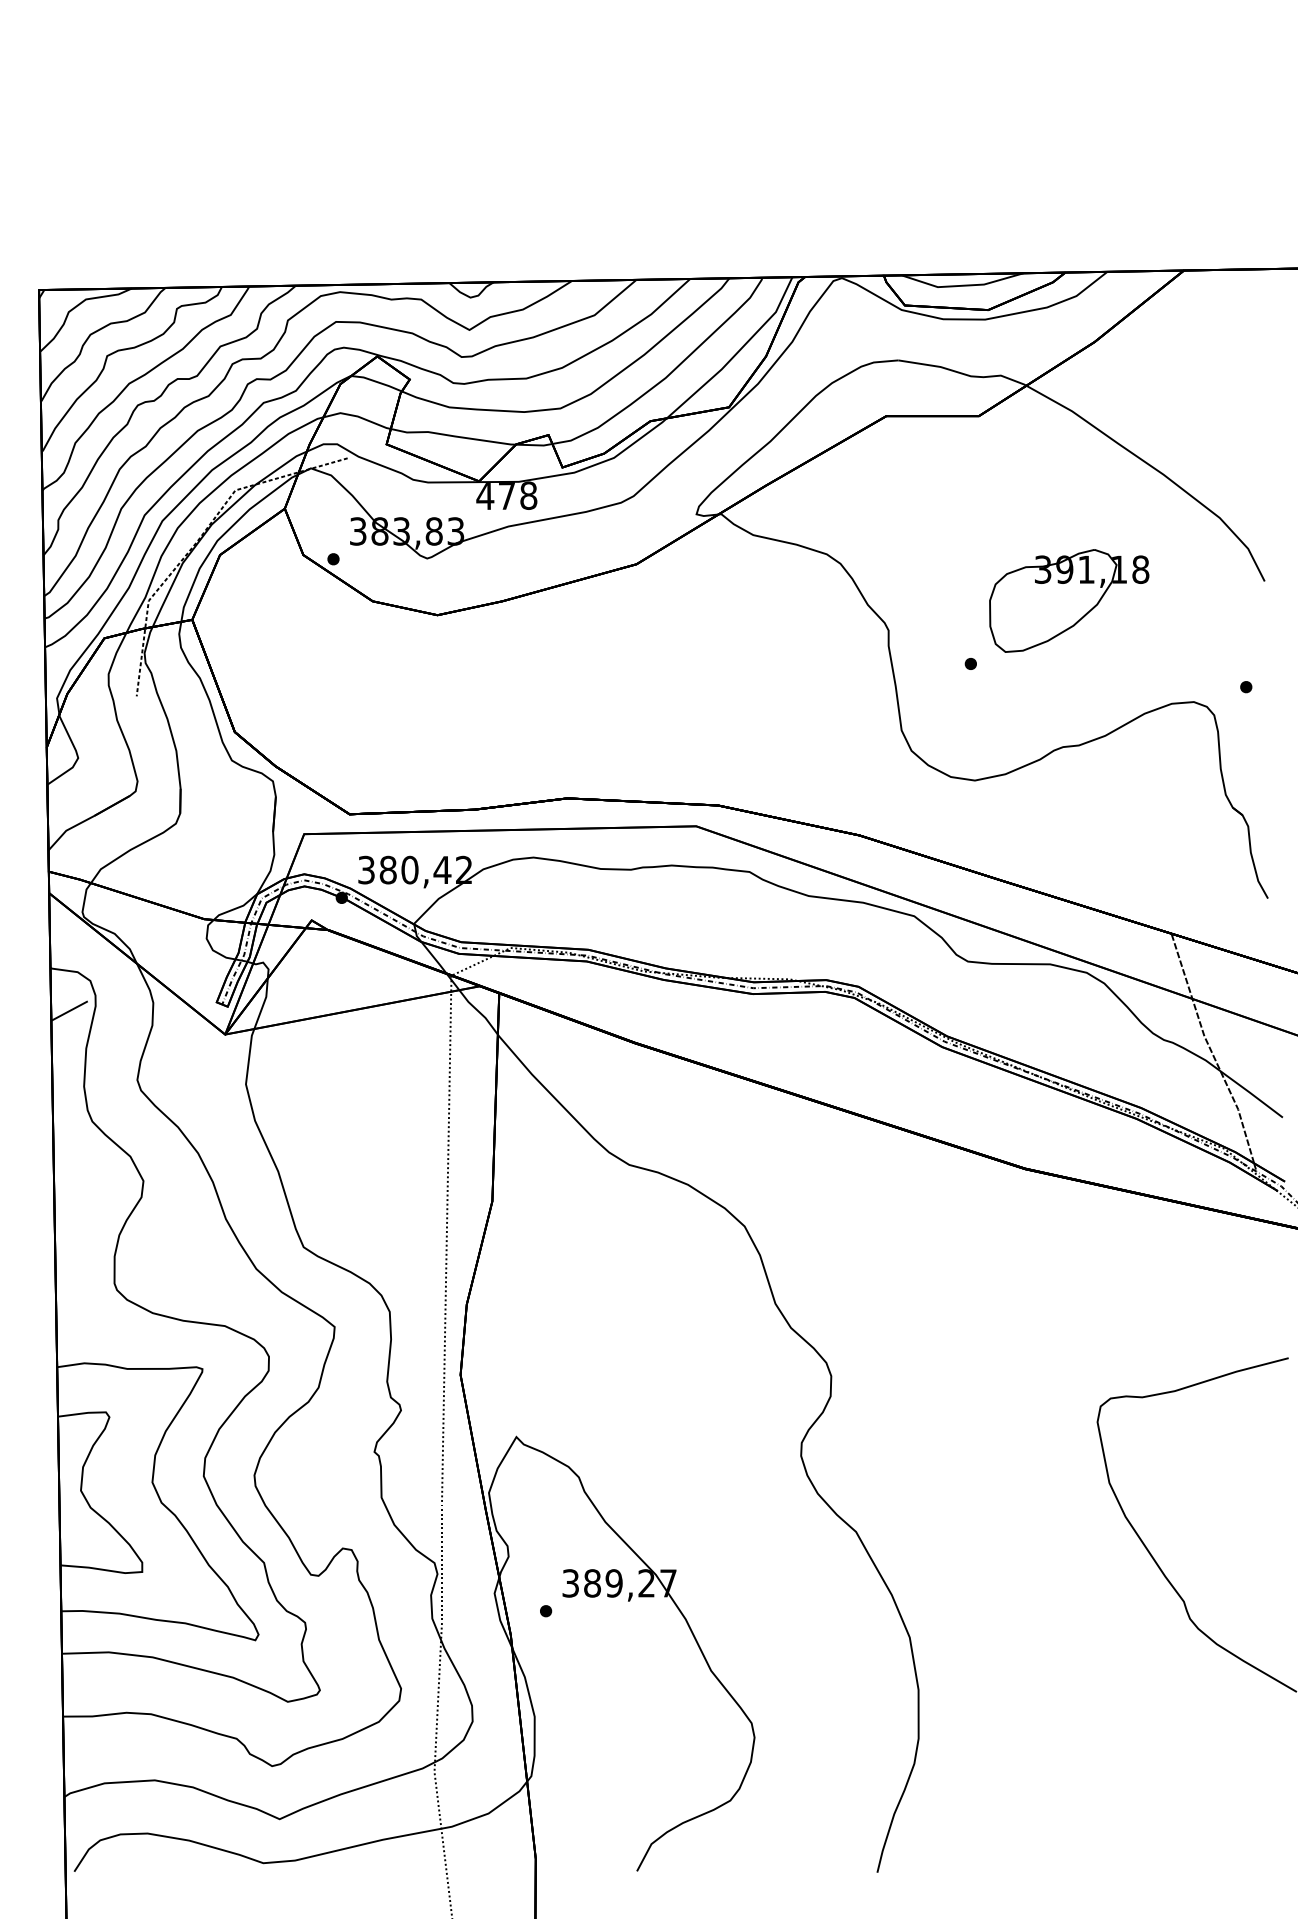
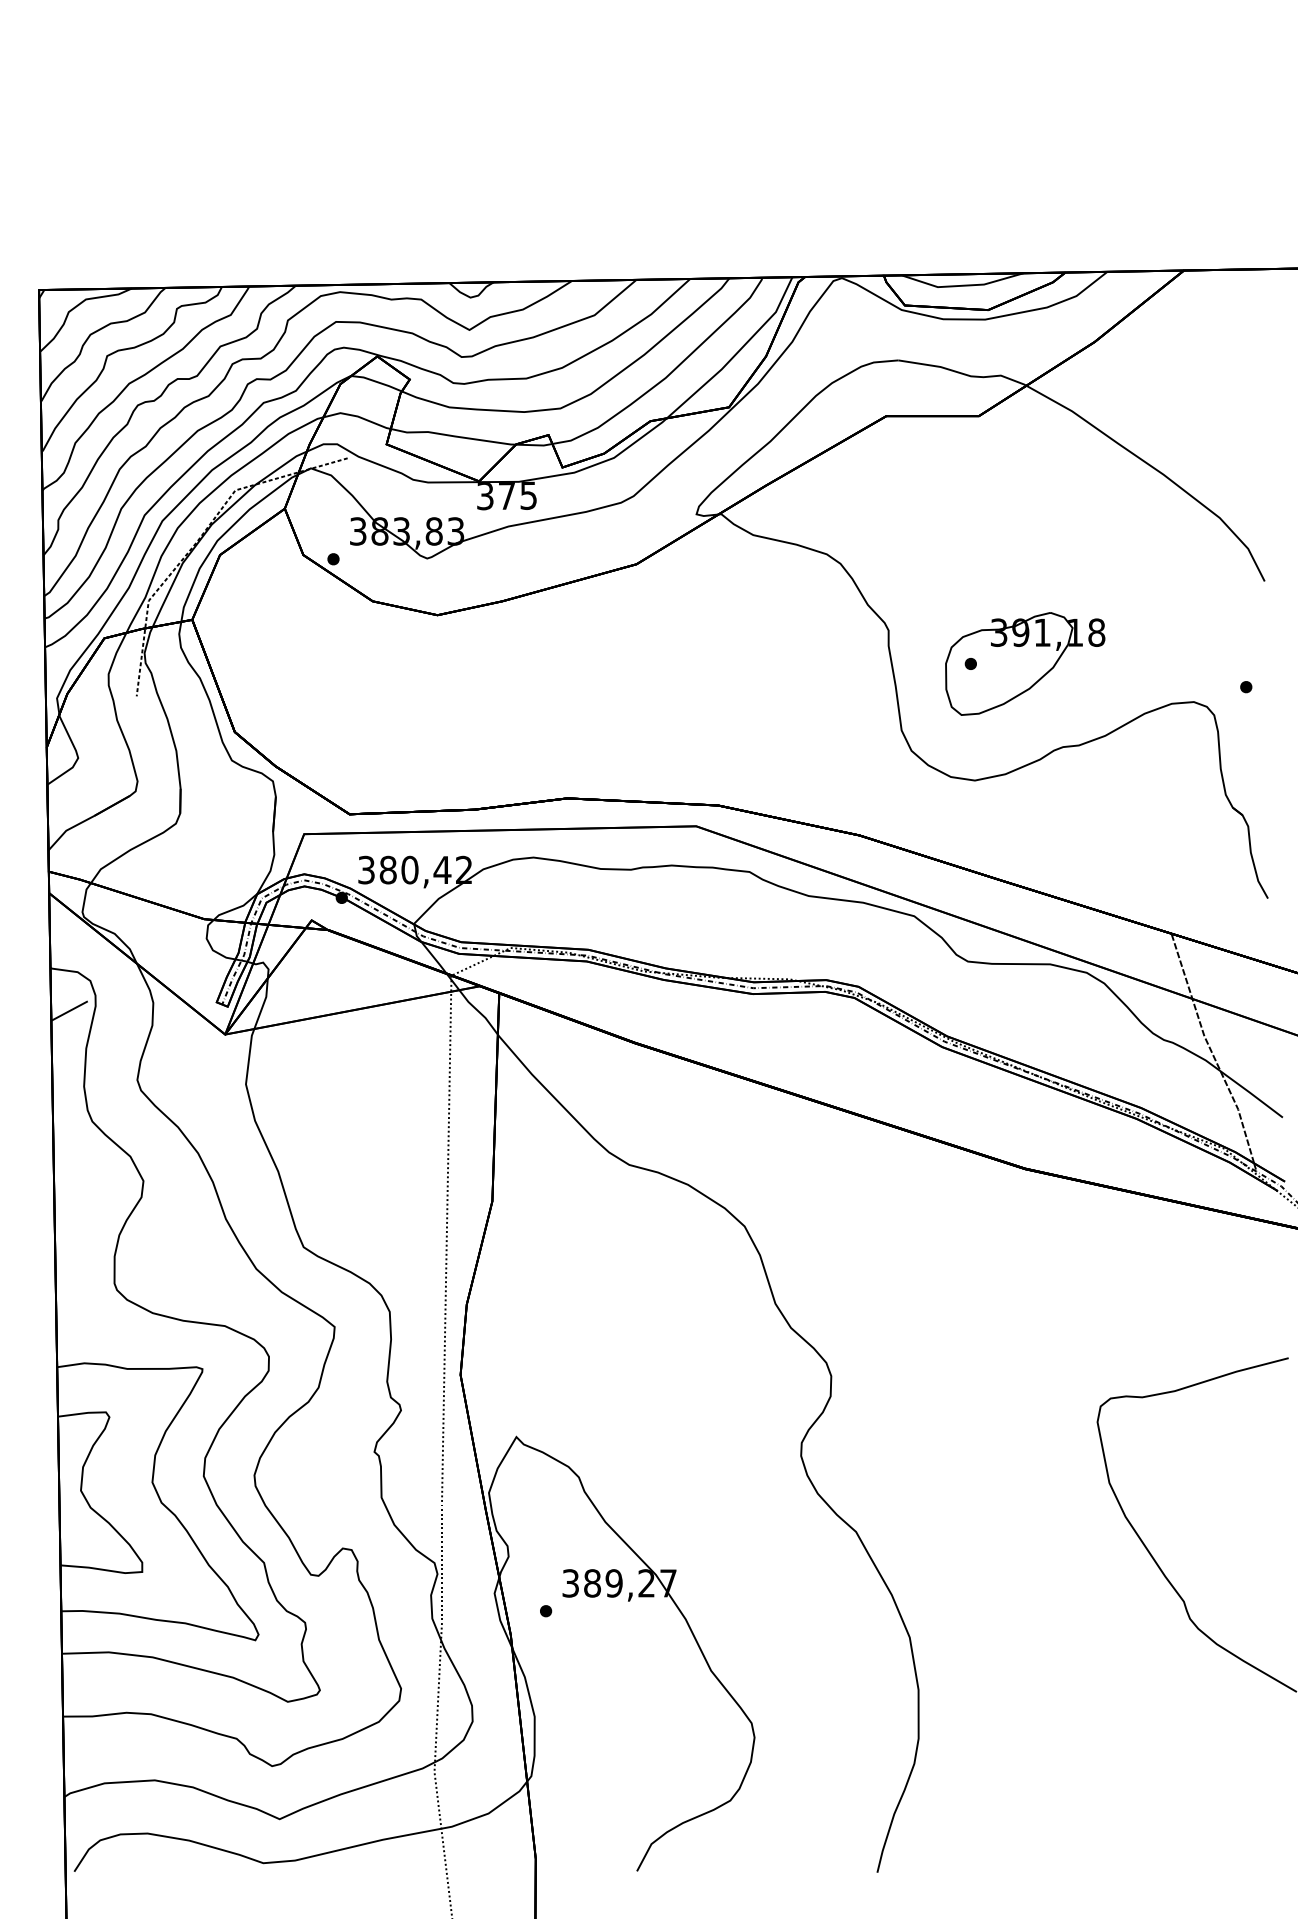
text: 478 -> 375 (506, 495)
part position: (1069, 600) -> (1025, 663) (1025, 663)
